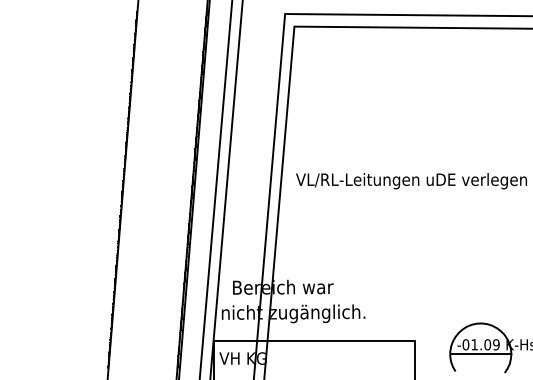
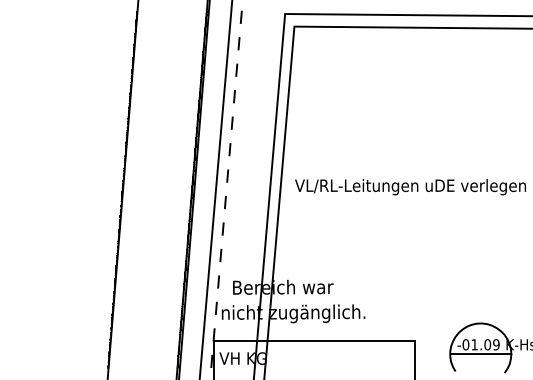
text position: (411, 181) -> (410, 187) (410, 187)
line: solid -> dashed (226, 190)
